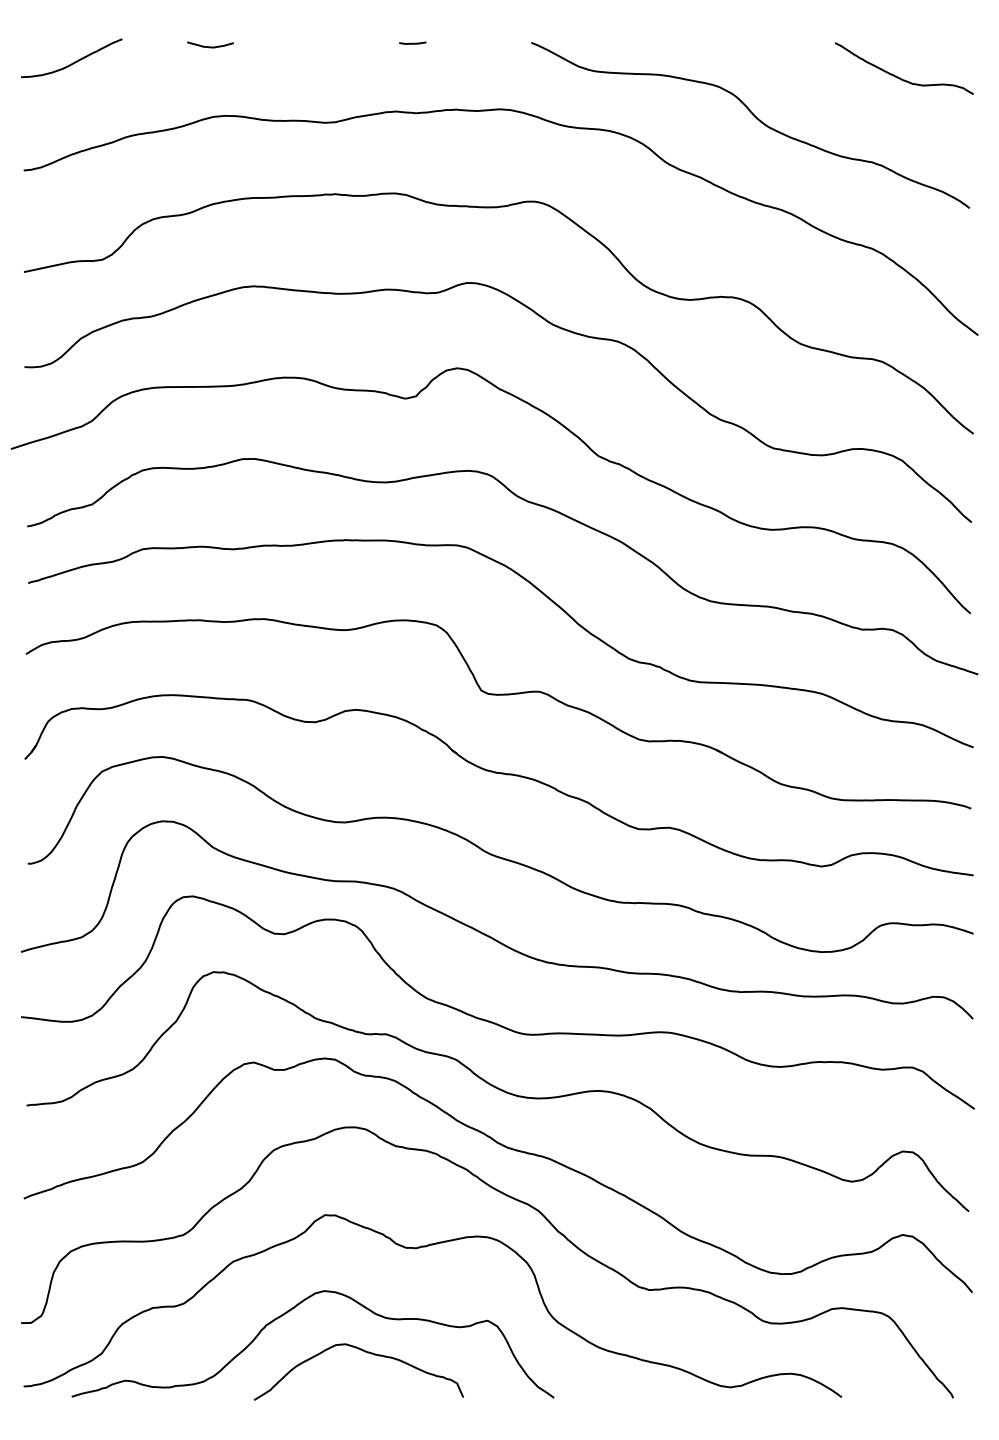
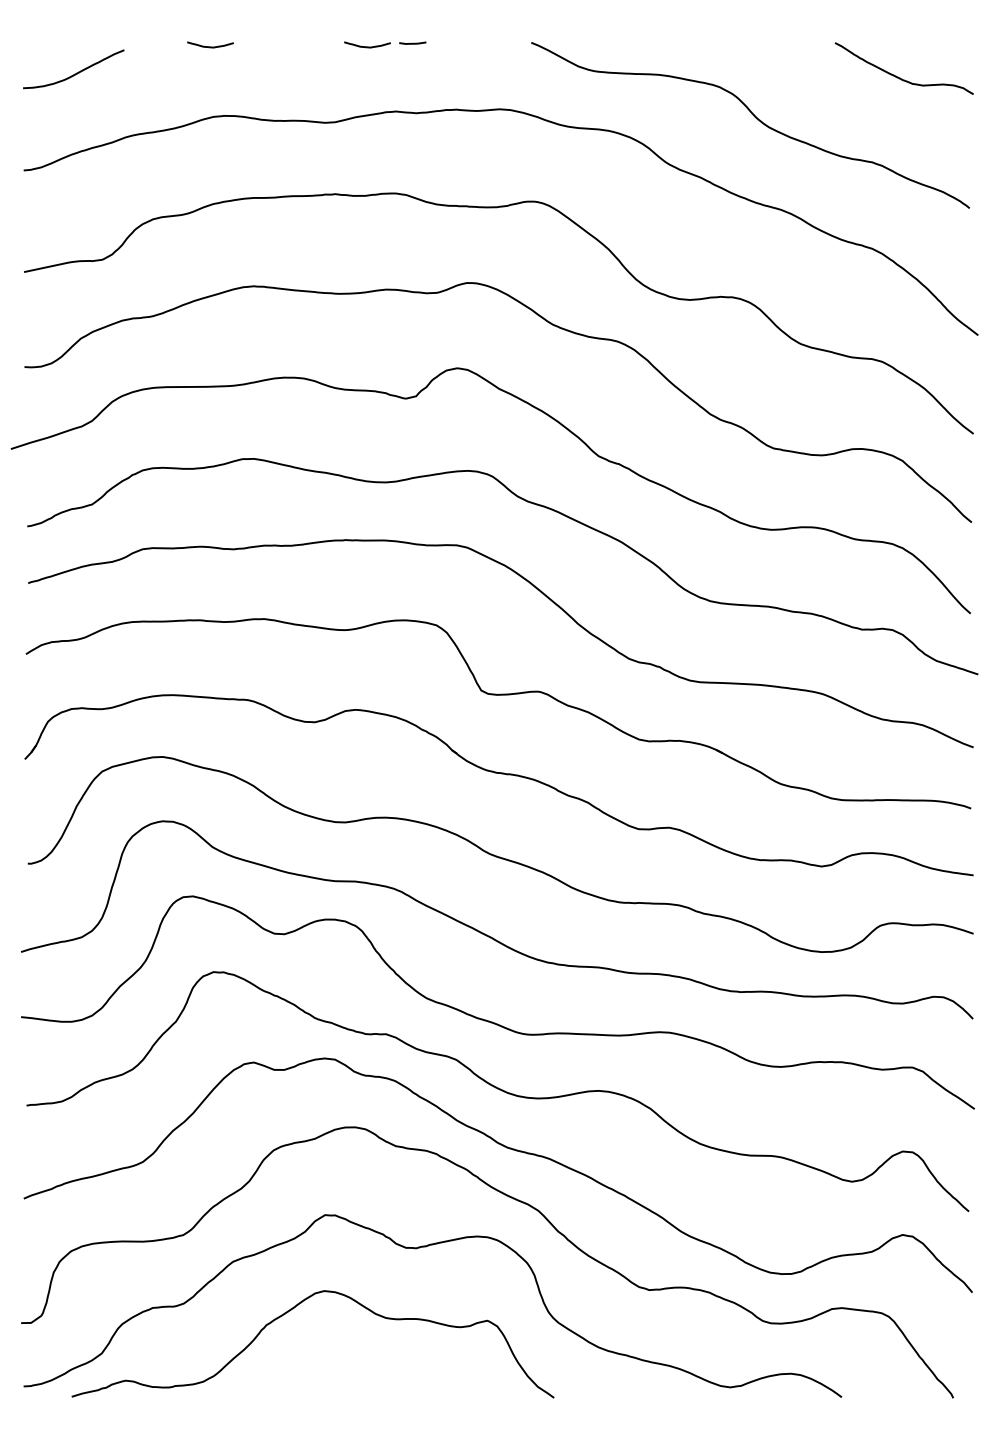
curve: none -> present (367, 46)
curve position: (72, 62) -> (74, 73) (74, 73)
curve: present -> none (367, 1353)
